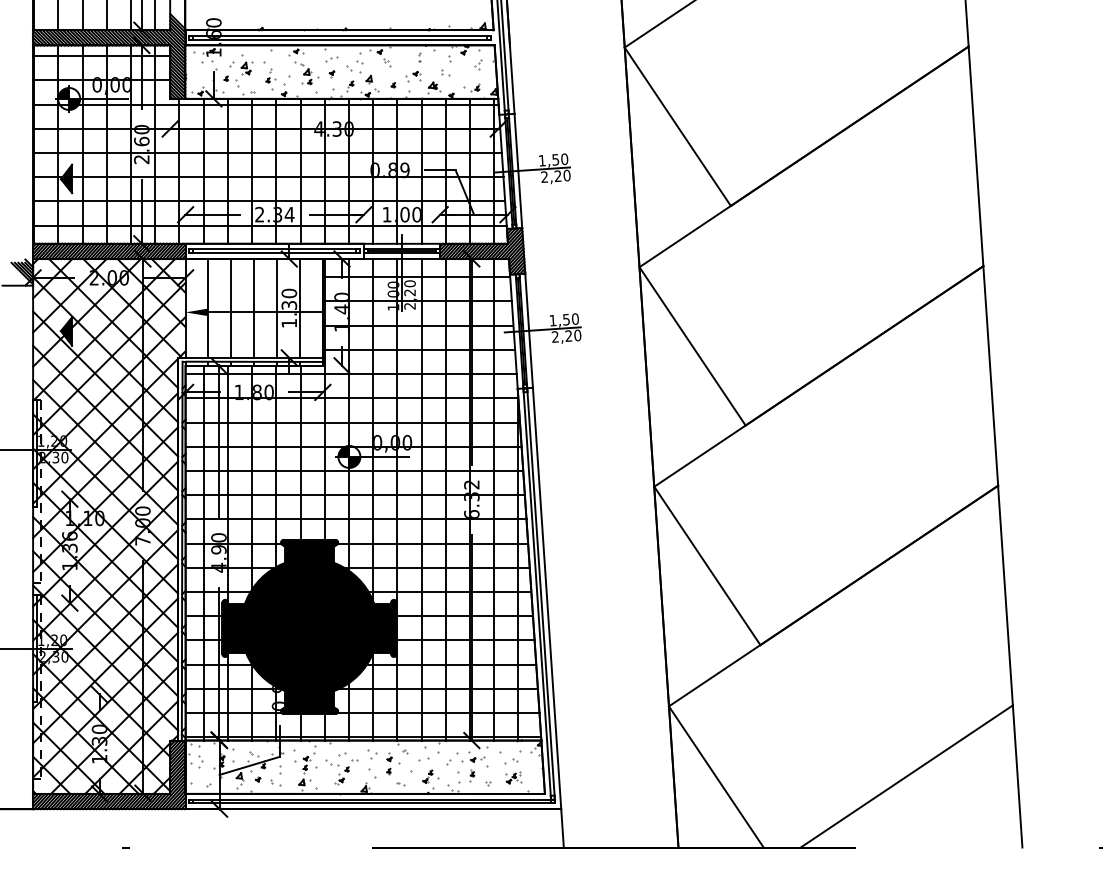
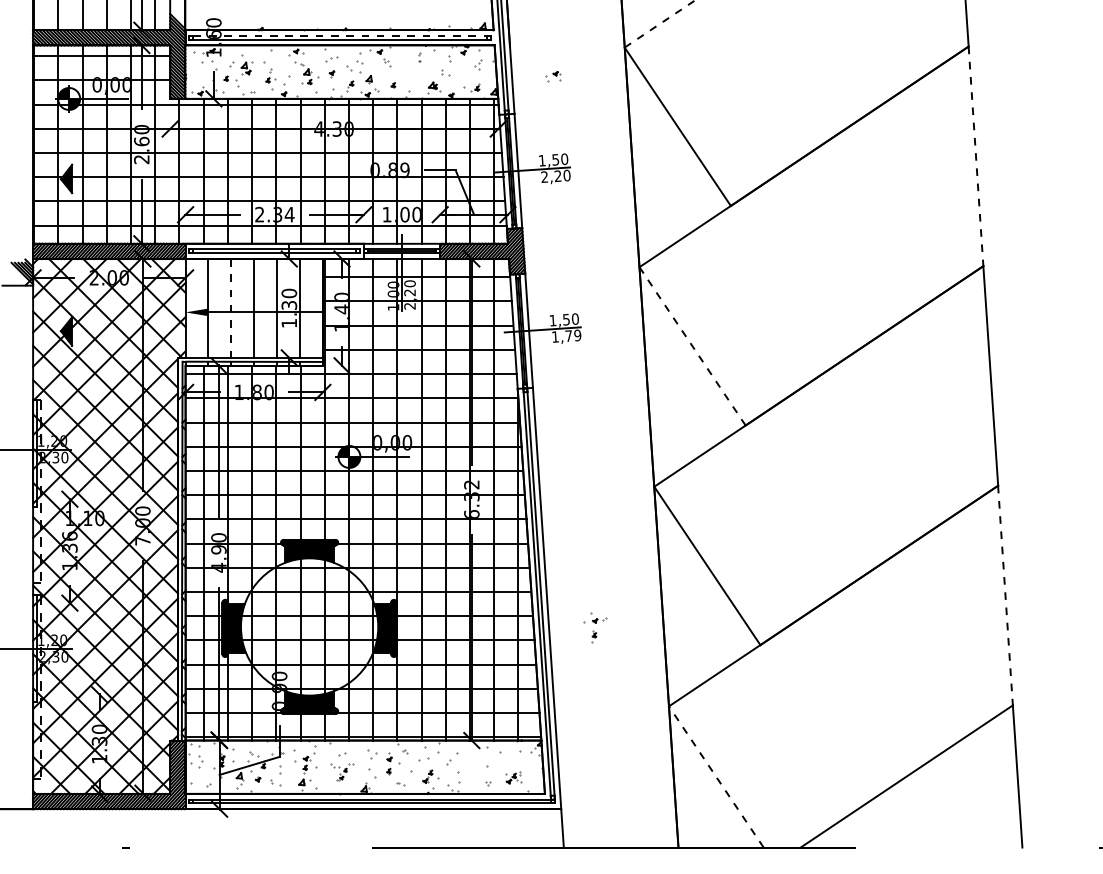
line: solid -> dashed (660, 23)
line: solid -> dashed (340, 35)
part position: (413, 76) -> (553, 76) (553, 76)
line: solid -> dashed (976, 156)
line: solid -> dashed (231, 308)
text: 2,20 -> 1,79 (566, 336)
line: solid -> dashed (692, 345)
line: solid -> dashed (1005, 596)
fill: present -> none (309, 626)
part: present -> none (511, 761)
part position: (473, 766) -> (595, 627) (595, 627)
part size: 34x27 px -> 25x19 px (342, 772)
line: solid -> dashed (716, 776)
